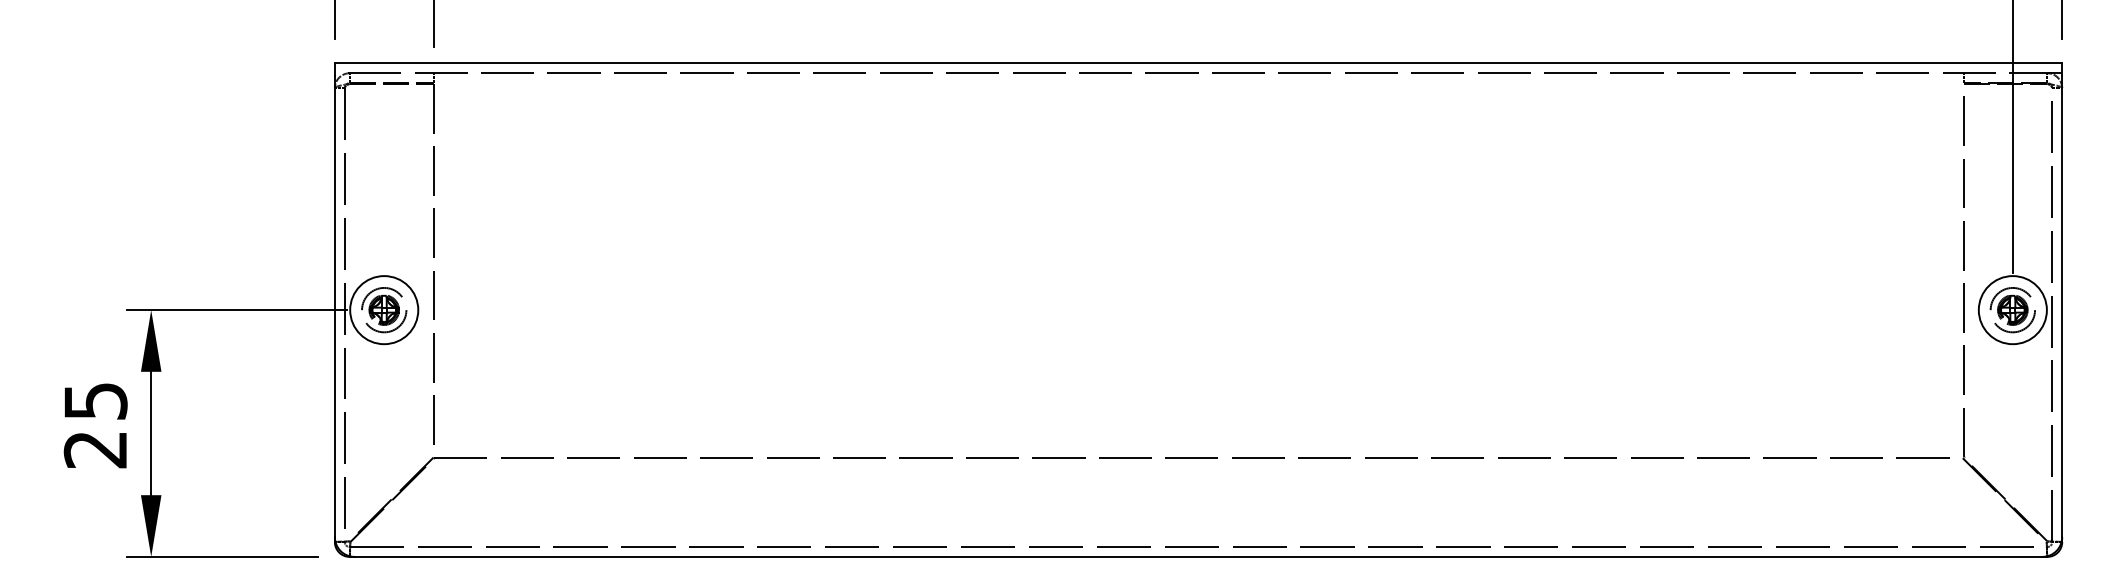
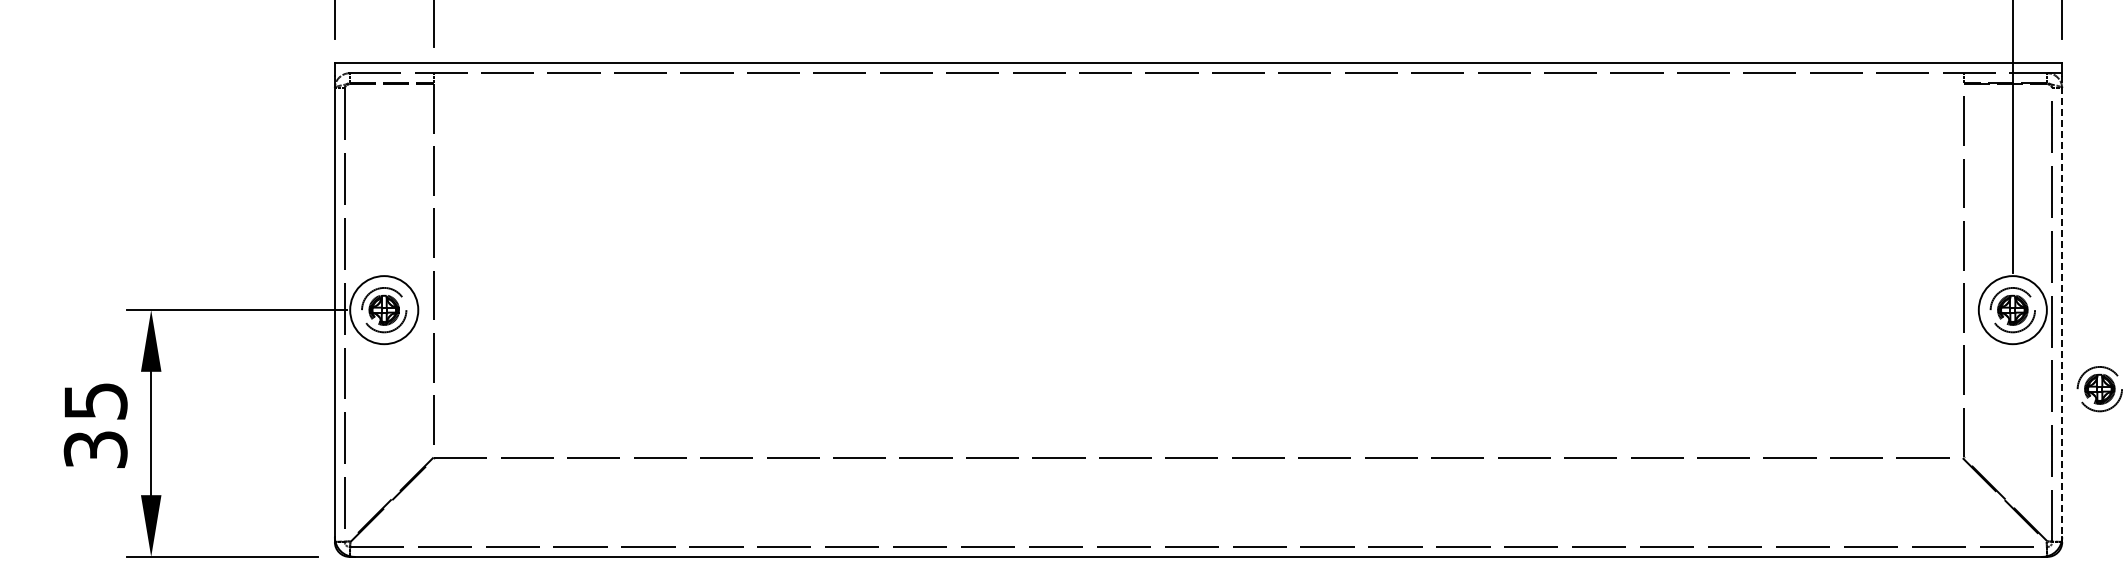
line: solid -> dashed (2062, 307)
part: none -> present (2099, 389)
text: 25 -> 35 (95, 449)
